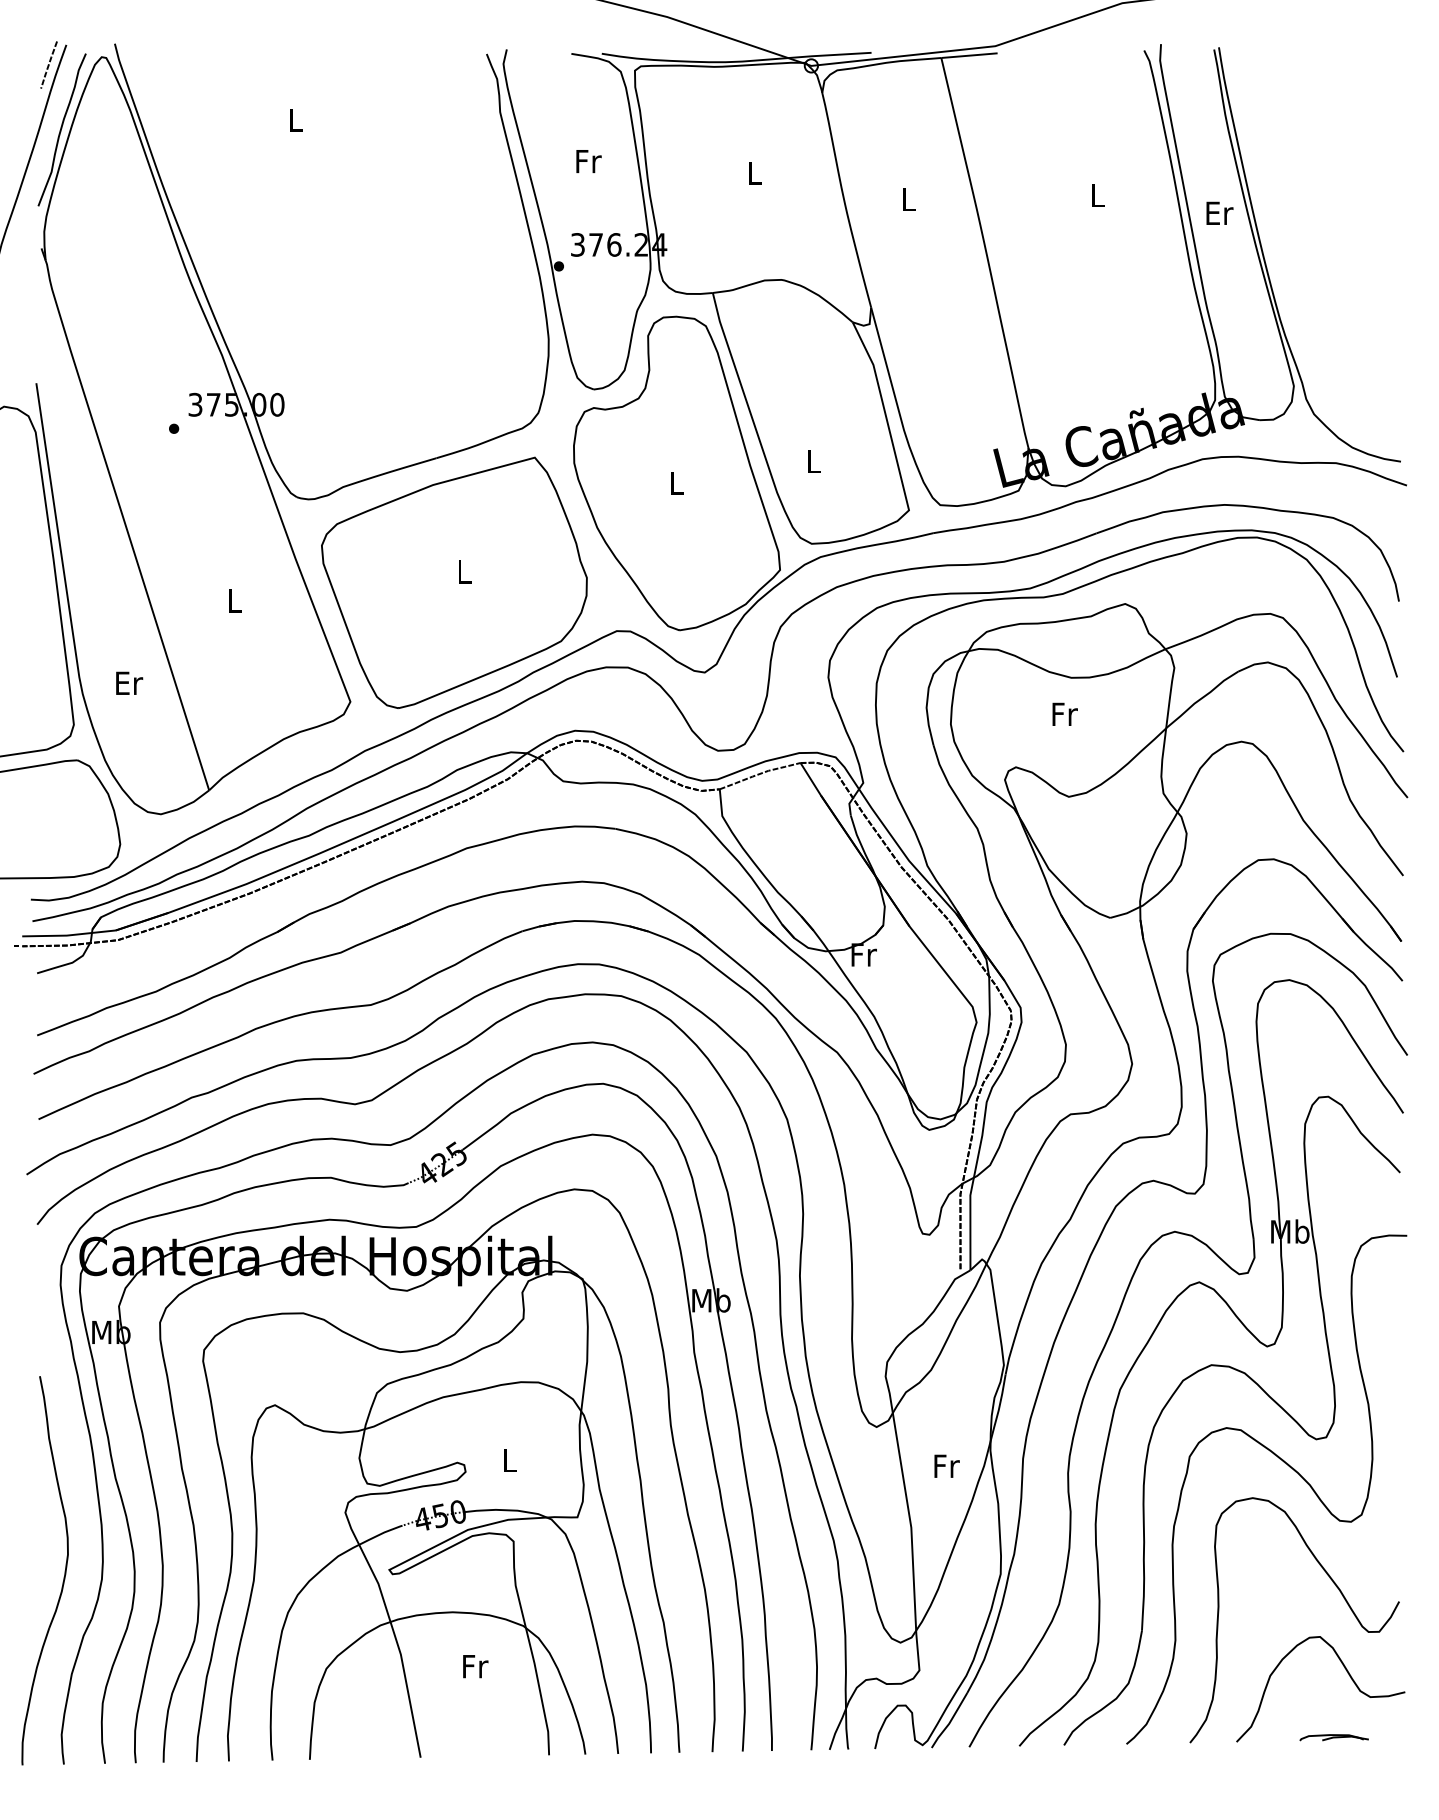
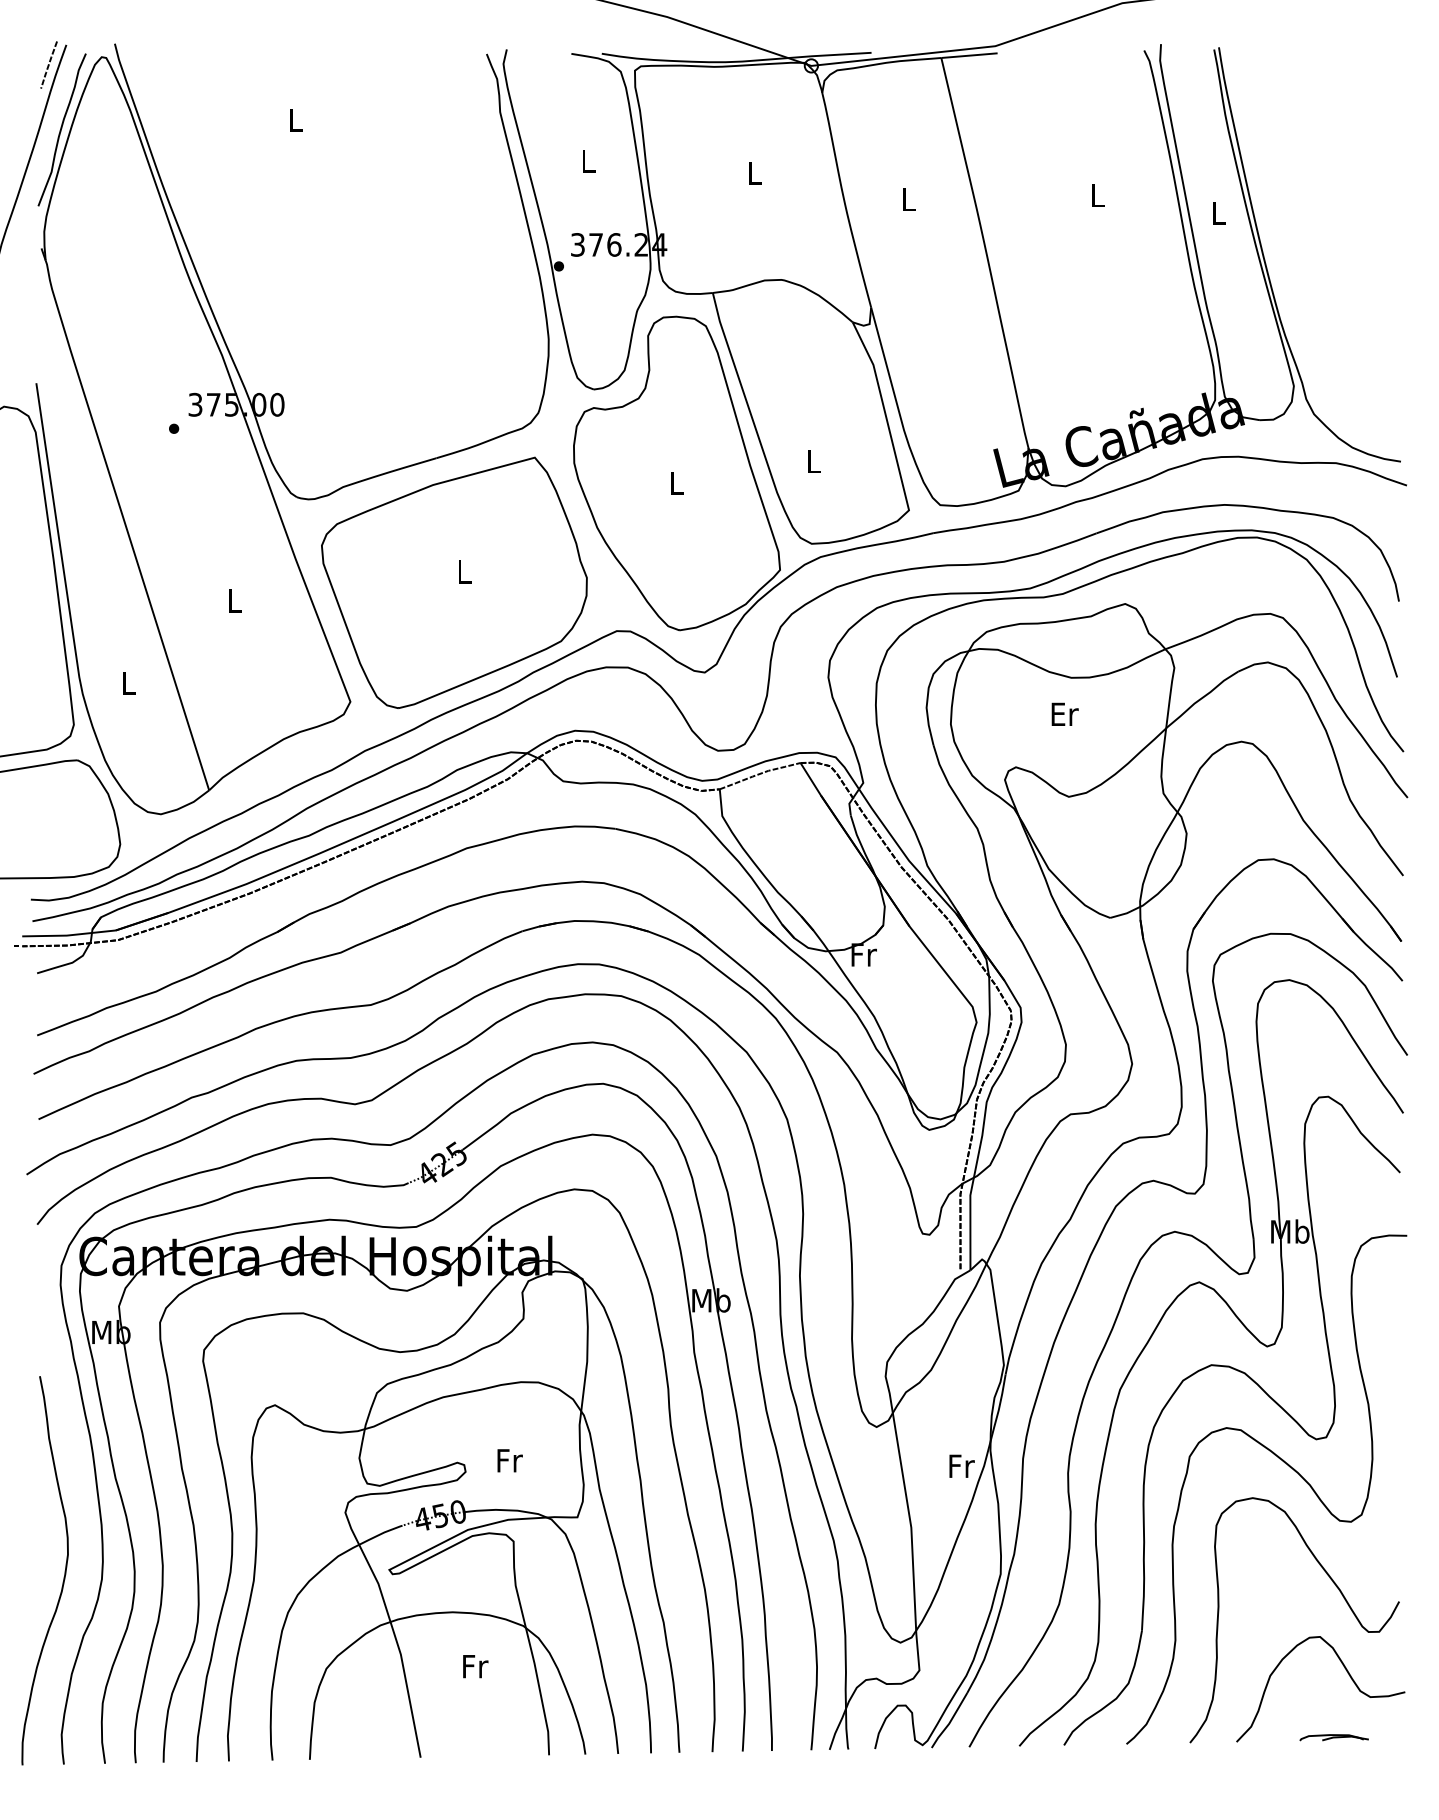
text: Fr -> L (588, 161)
text: Er -> L (1219, 212)
text: Er -> L (129, 682)
text: Fr -> Er (1064, 713)
text: L -> Fr (509, 1460)
text position: (946, 1465) -> (961, 1465) (961, 1465)
